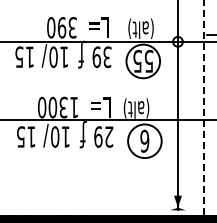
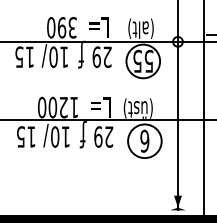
text: 39 -> 29 (107, 56)
text: 1300 -> 1200 (63, 106)
text: (alt) -> (üst) (142, 108)
line: dashed -> solid (203, 108)
